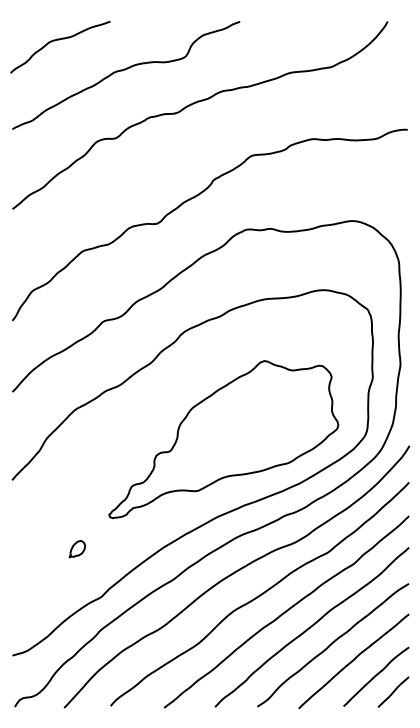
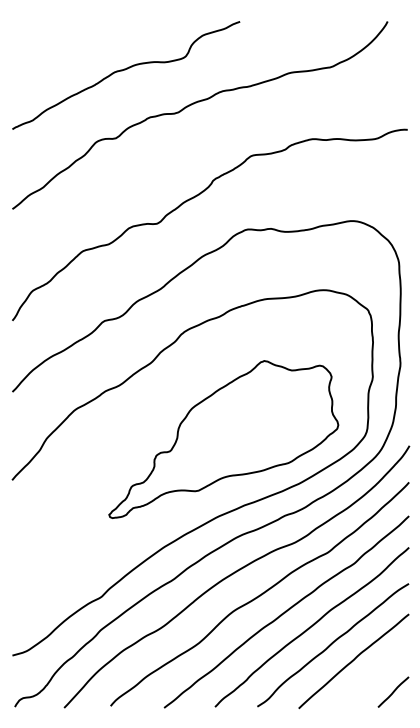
curve: present -> none (59, 40)
part: present -> none (76, 549)
curve: present -> none (376, 676)
